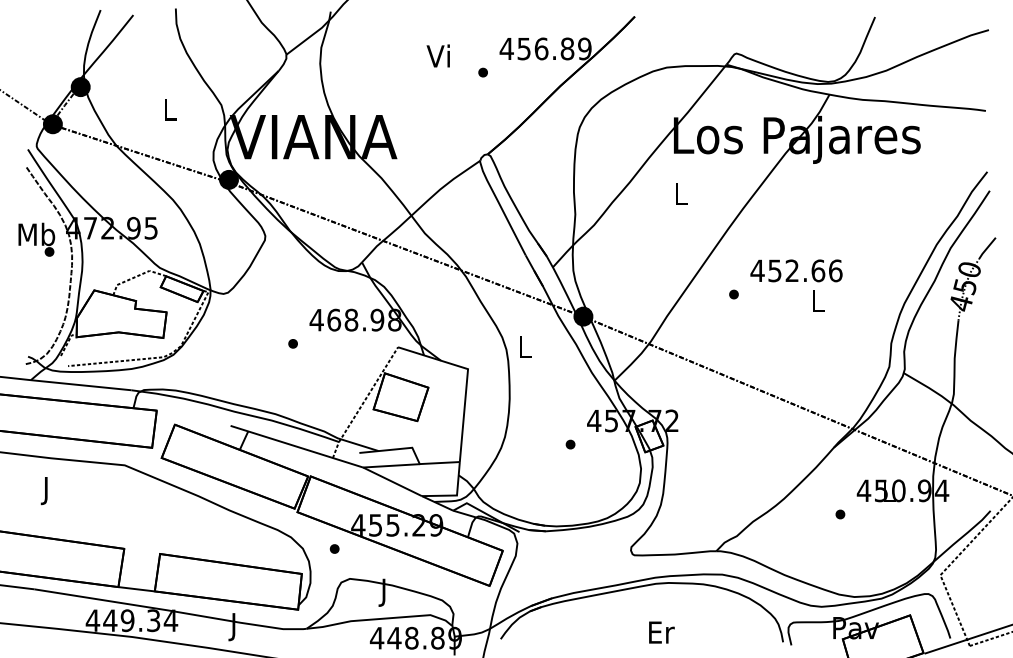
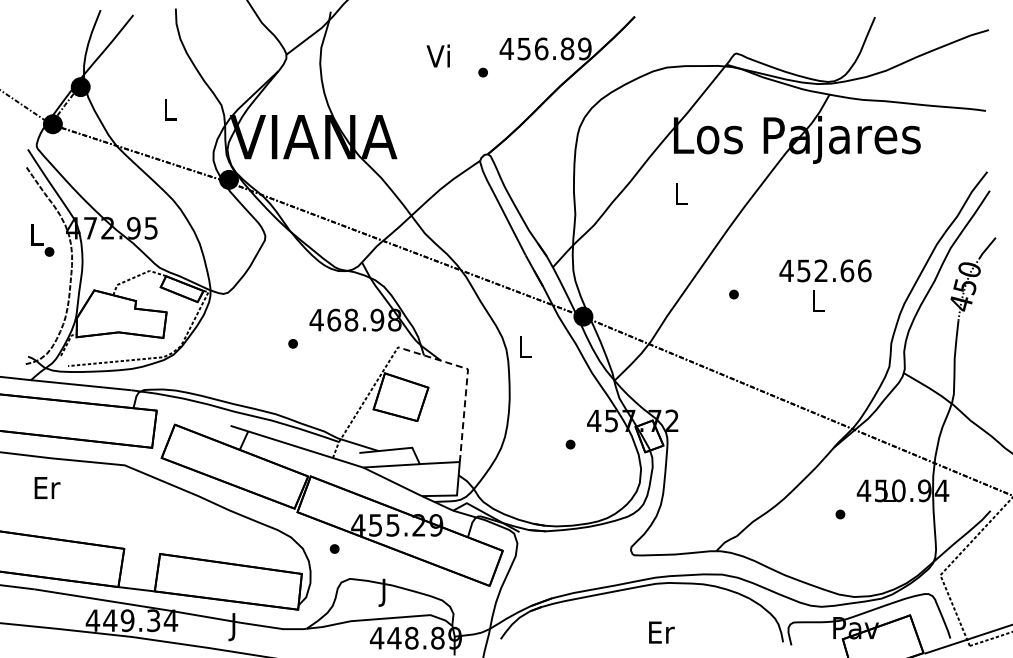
text: Mb -> L (36, 234)
text position: (796, 270) -> (825, 270) (825, 270)
line: solid -> dashed (467, 378)
text: J -> Er (47, 491)
